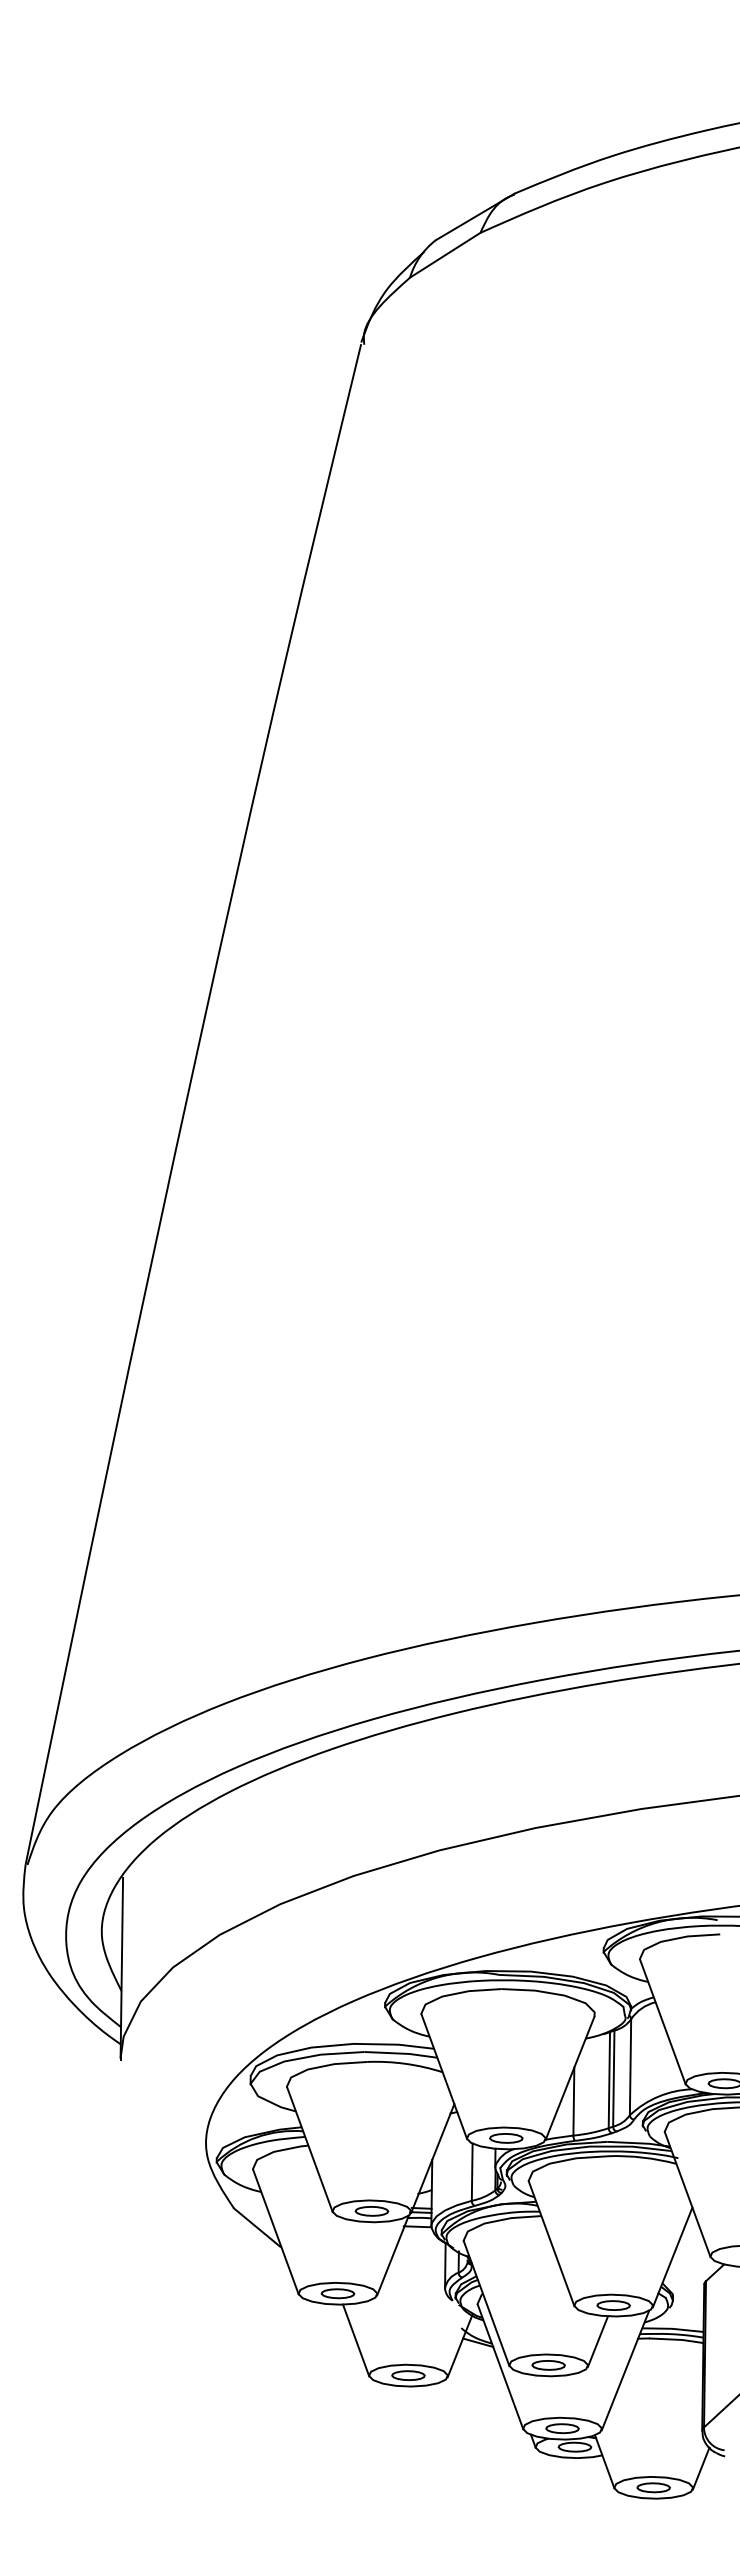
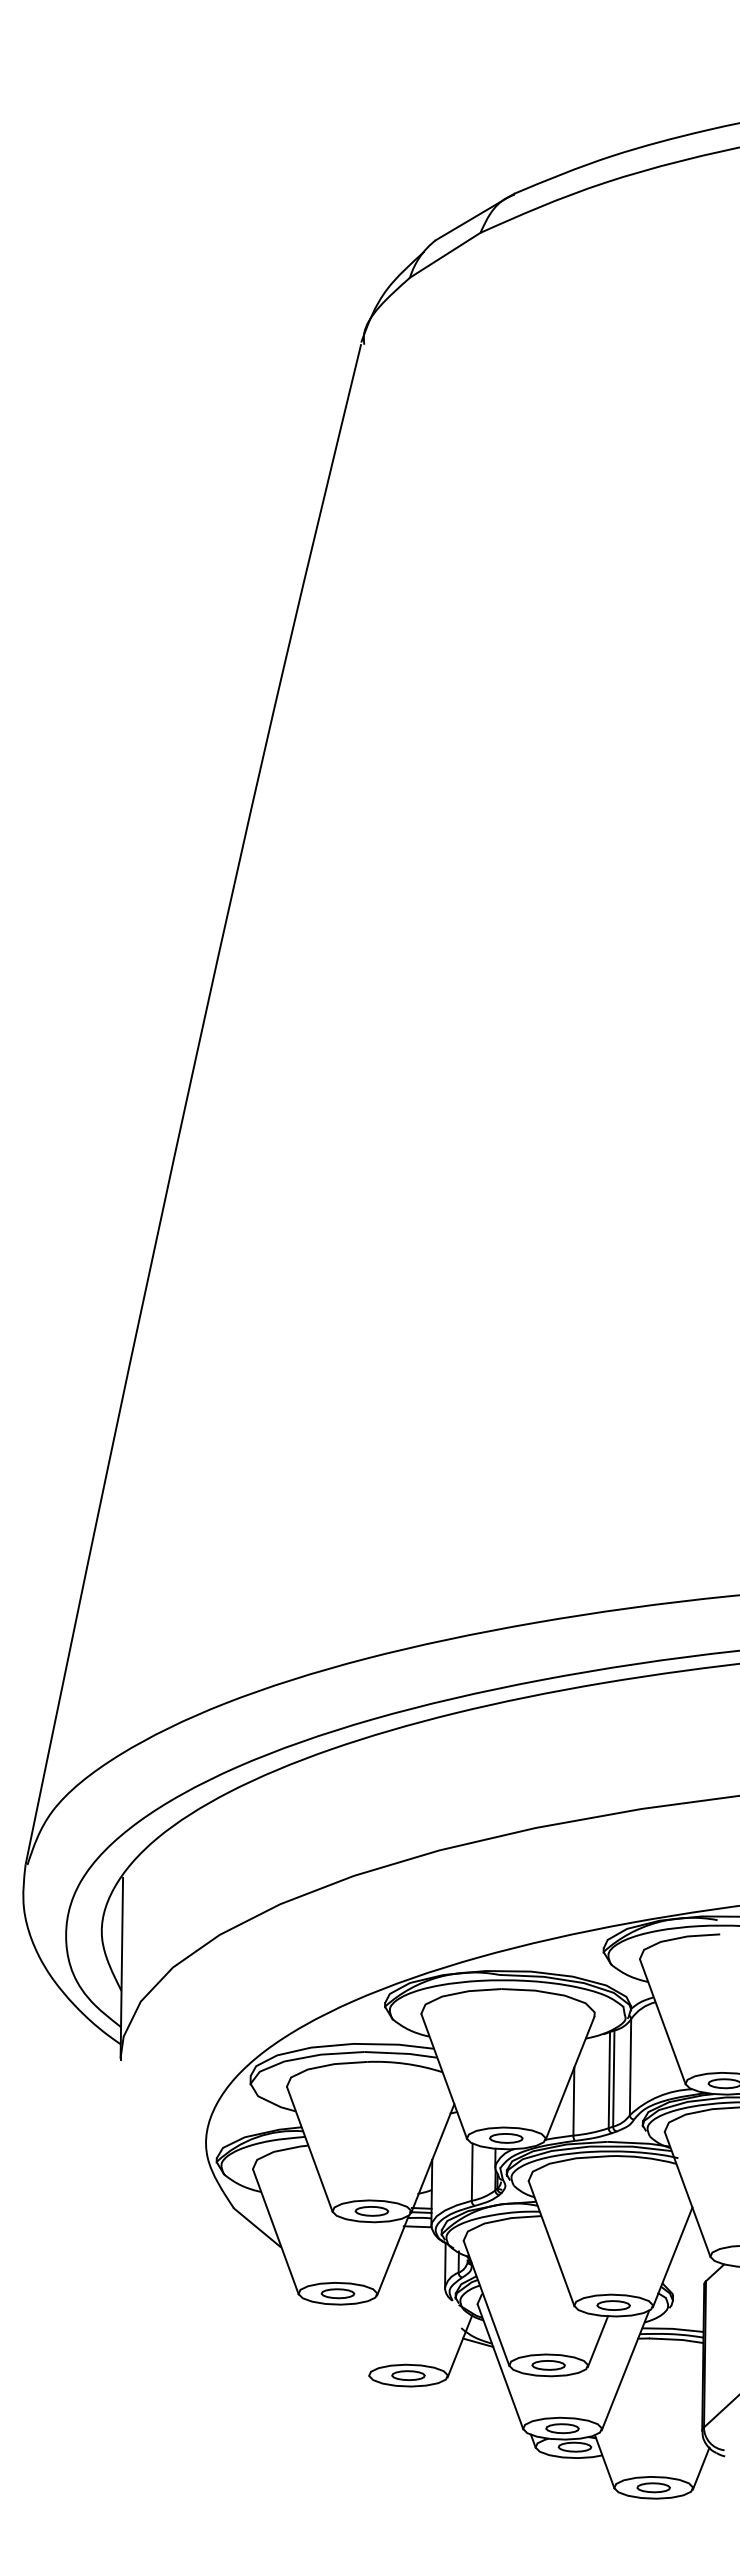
line: present -> none (356, 2340)
